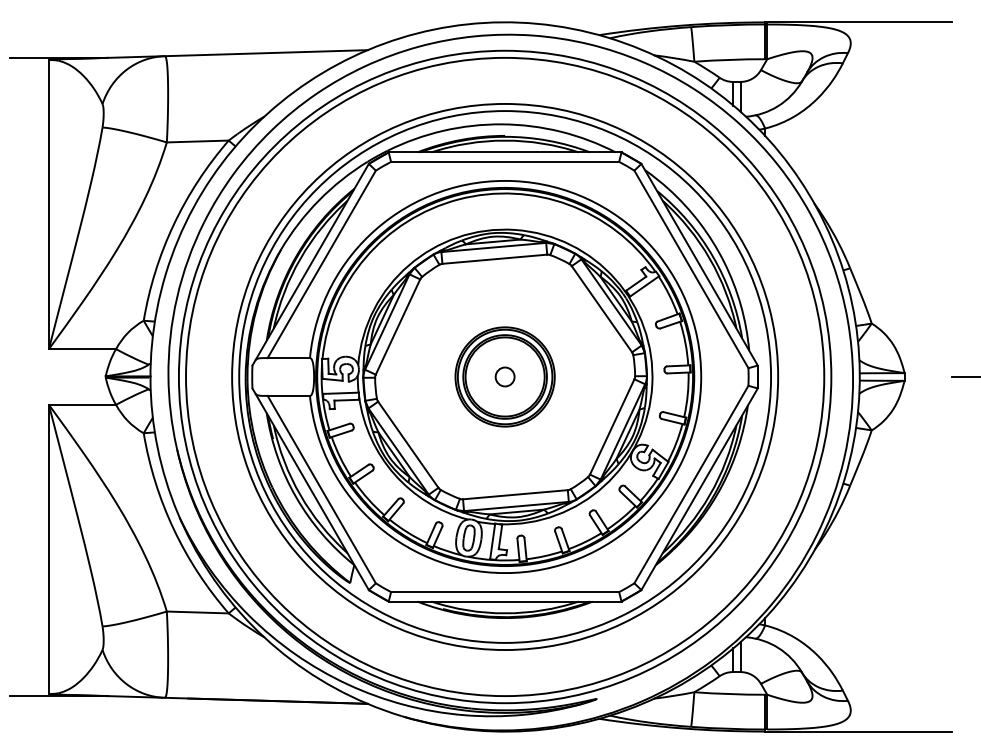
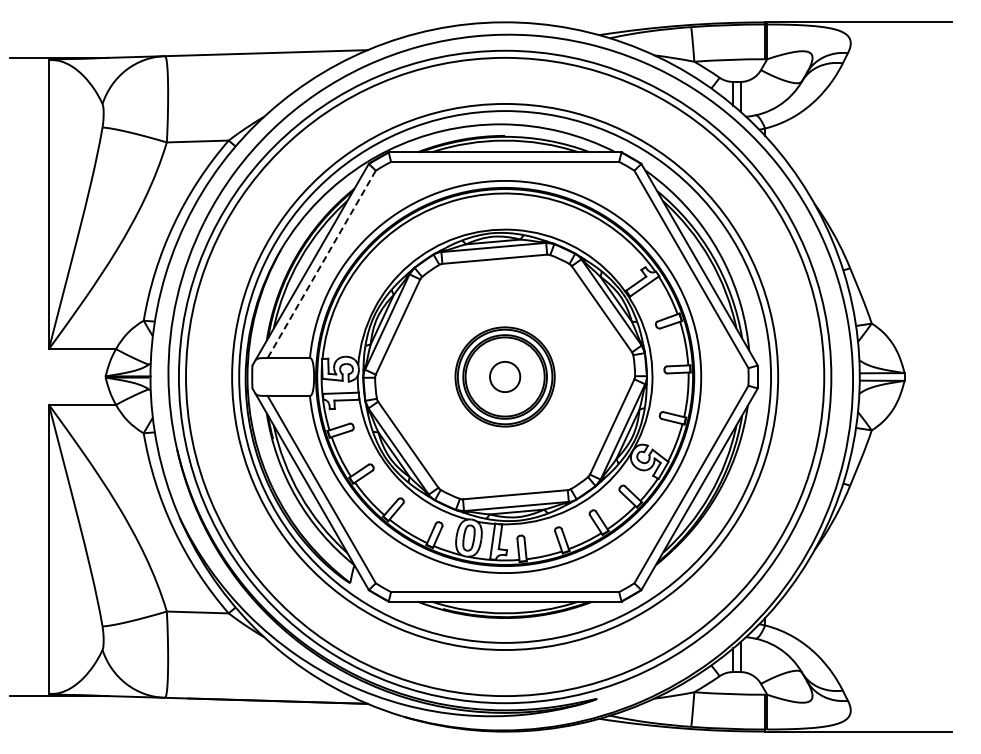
line: solid -> dashed (321, 264)
circle diameter: 19 px -> 30 px (505, 376)
line: present -> none (963, 376)
